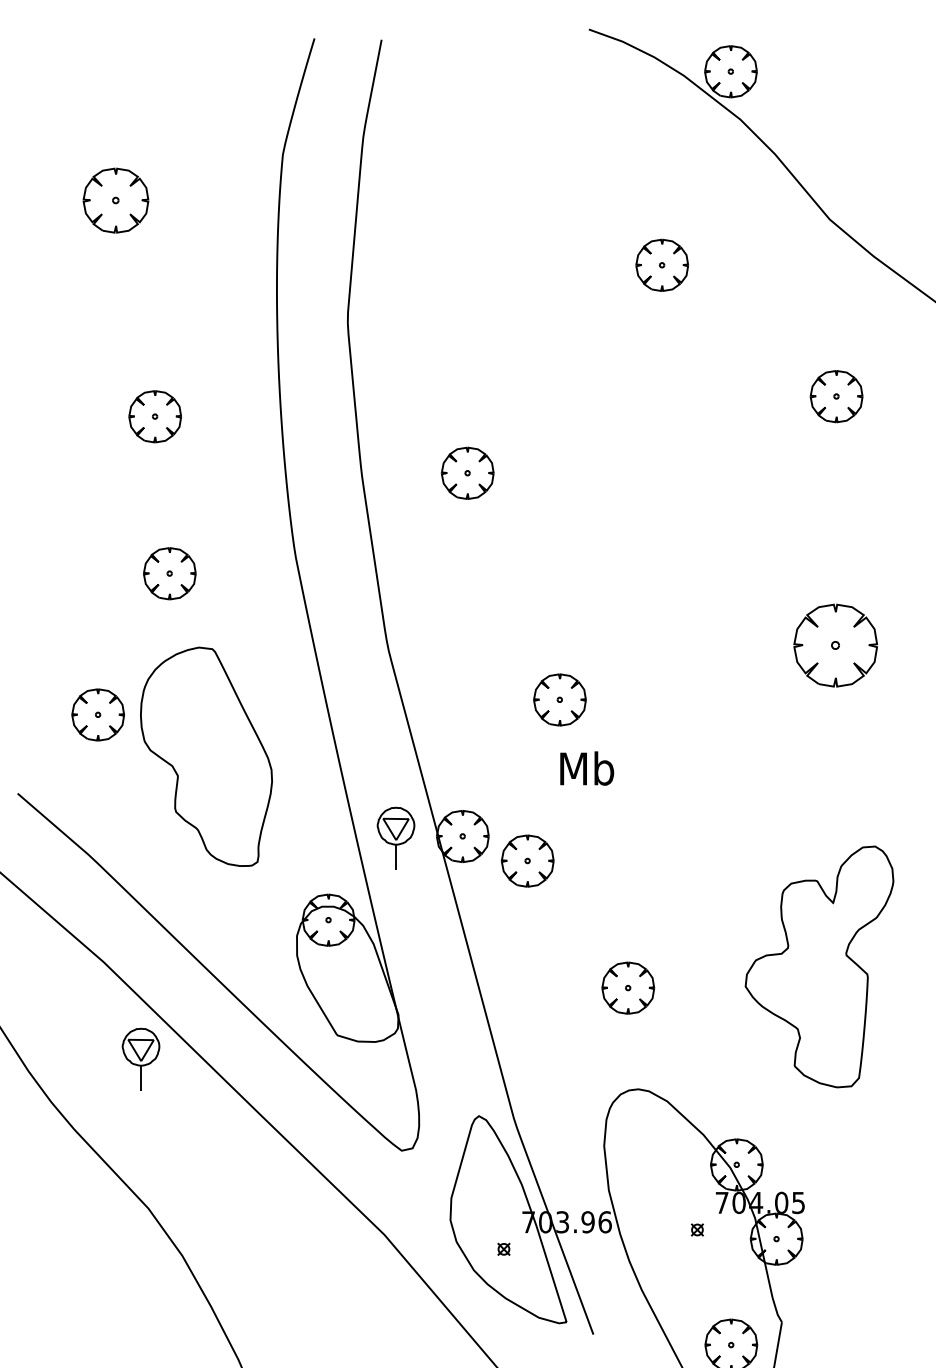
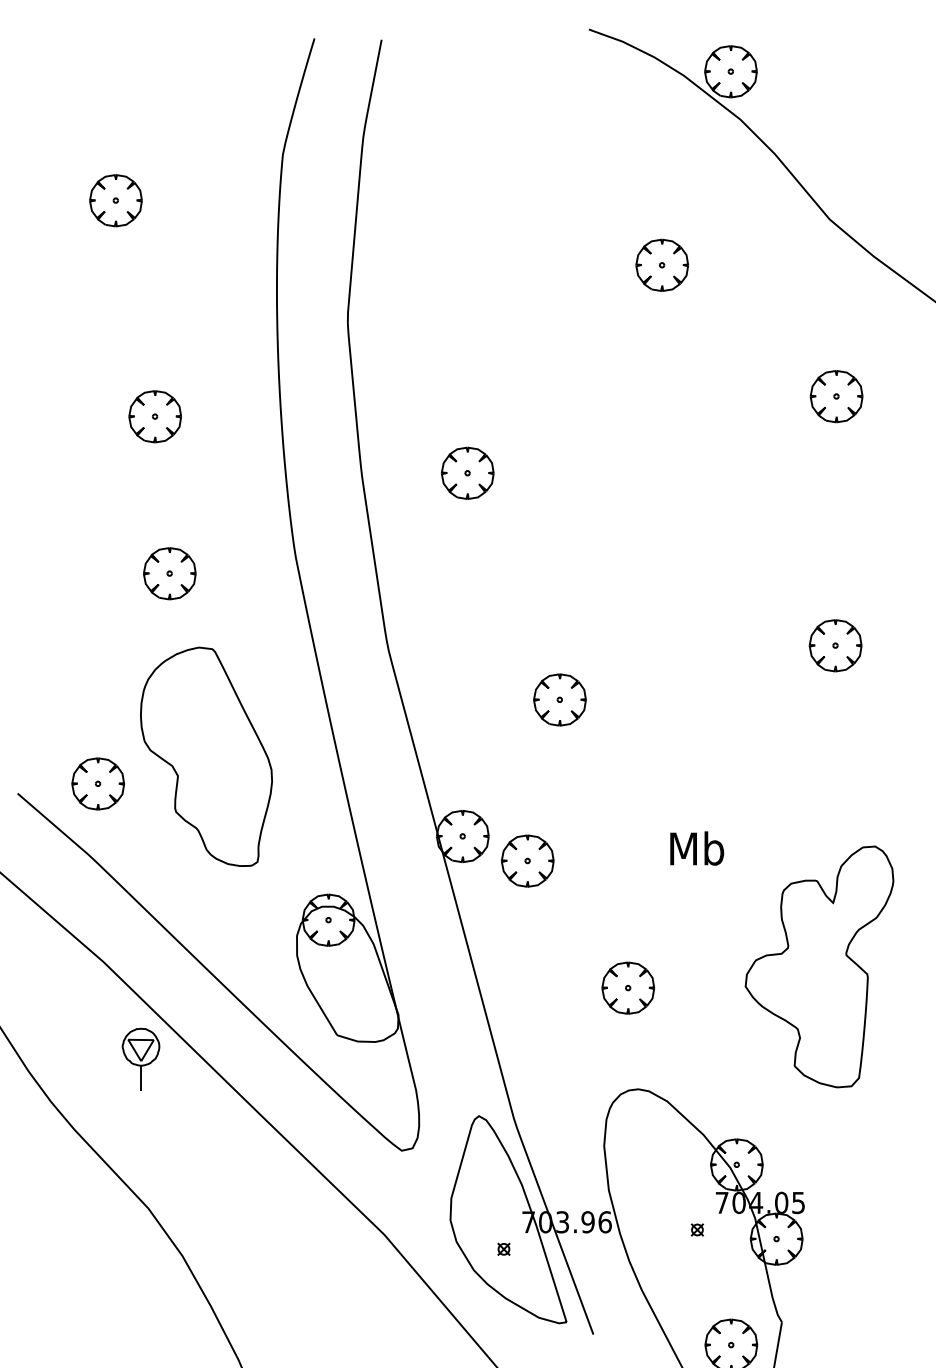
part size: 68x67 px -> 54x54 px (115, 200)
part size: 86x85 px -> 55x54 px (835, 645)
part position: (97, 714) -> (97, 783) (97, 783)
text position: (587, 768) -> (697, 848) (697, 848)
part: present -> none (395, 837)
